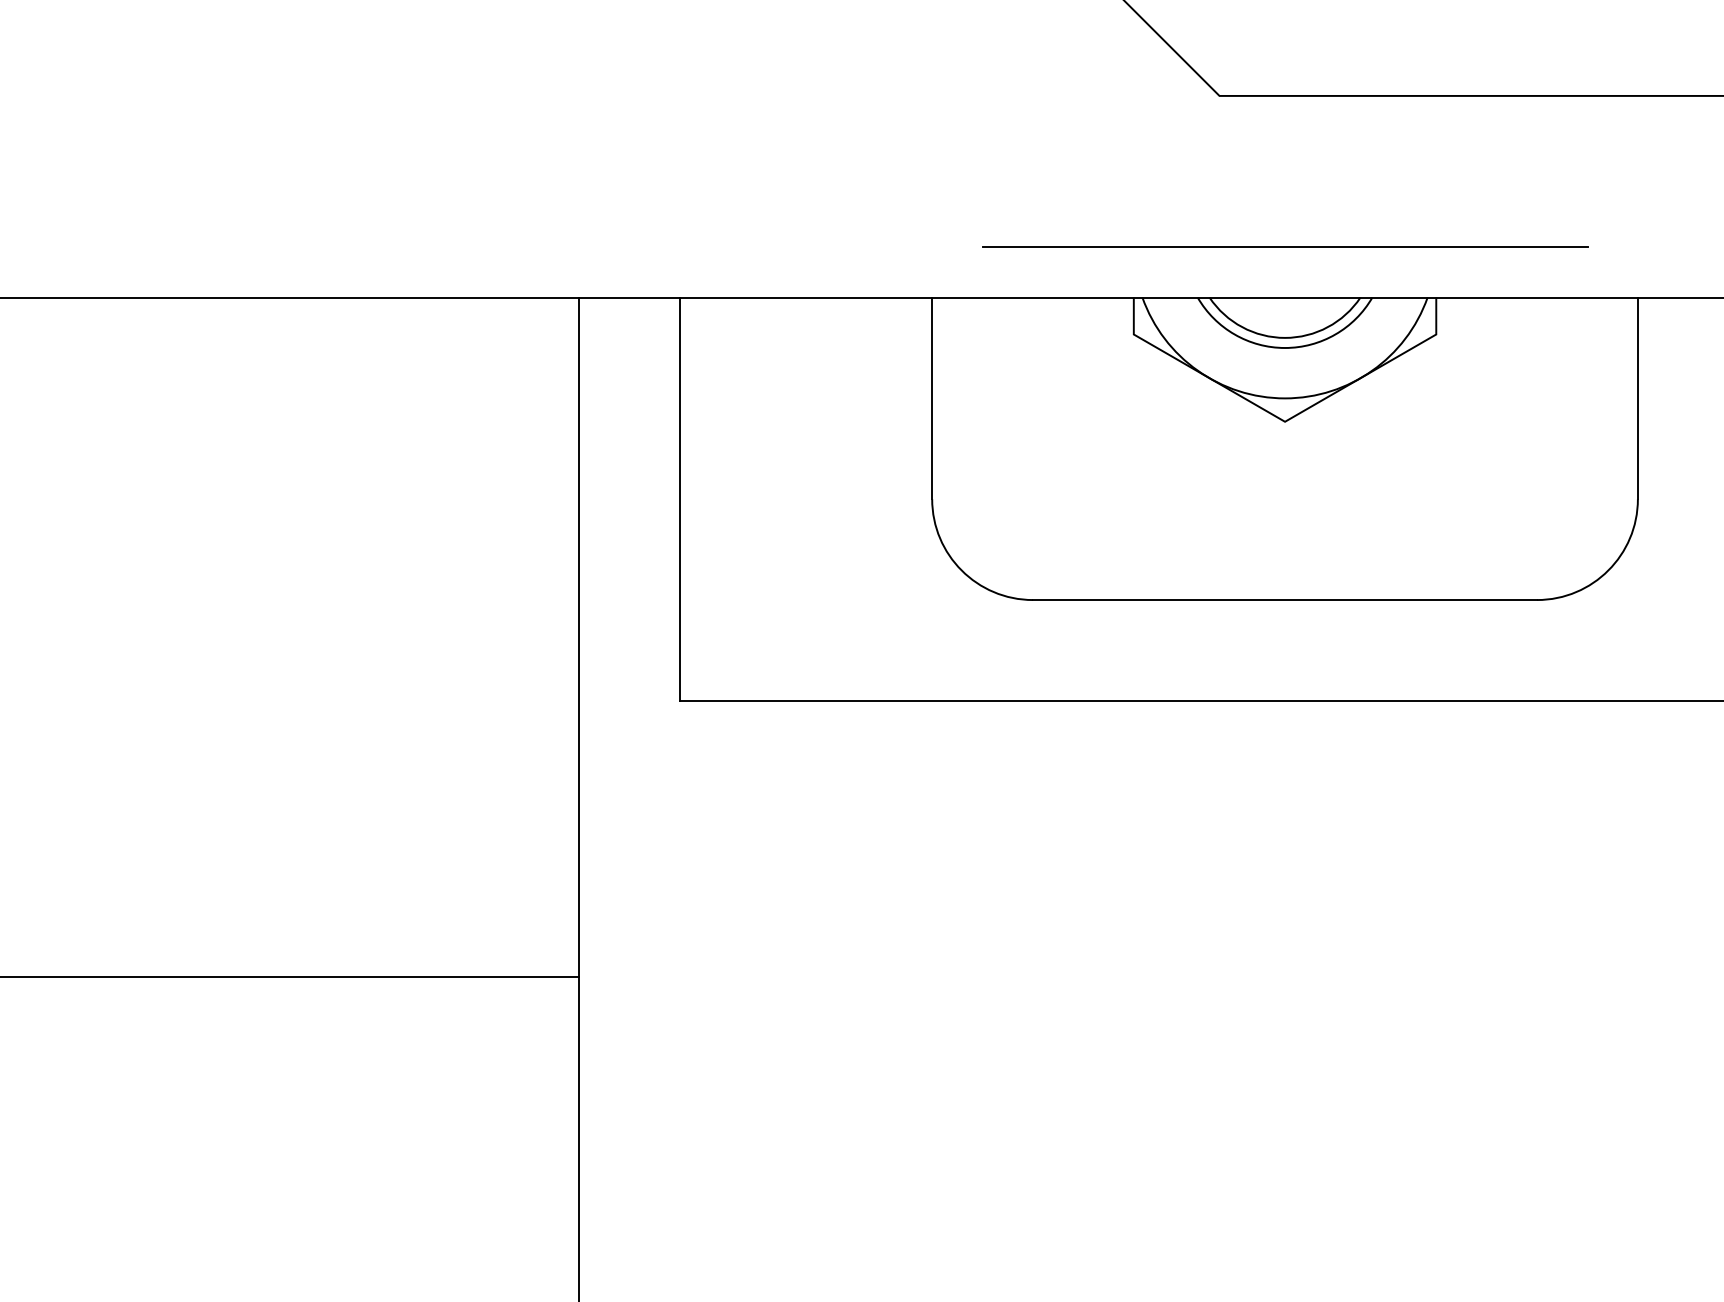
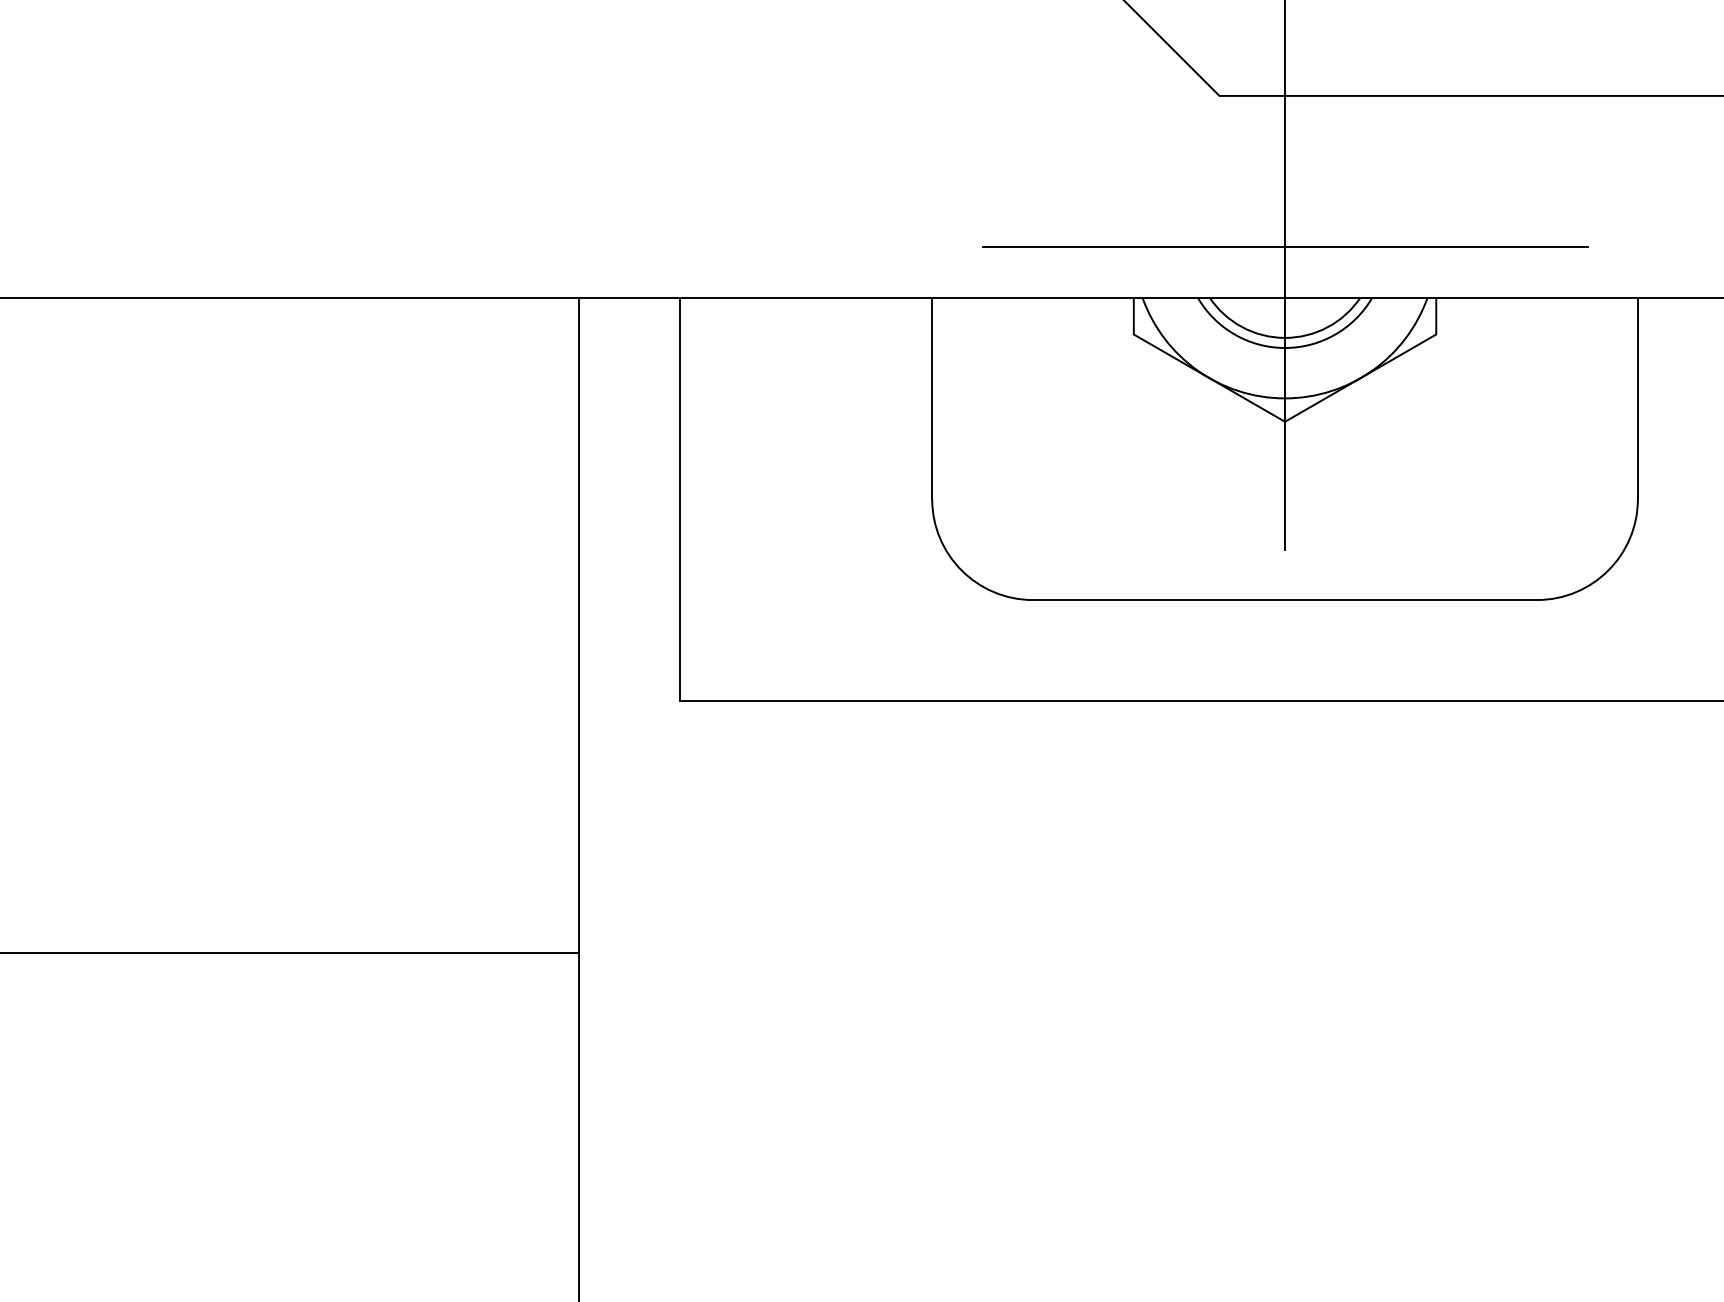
line: none -> present (1285, 275)
line position: (290, 976) -> (290, 952) (290, 952)
